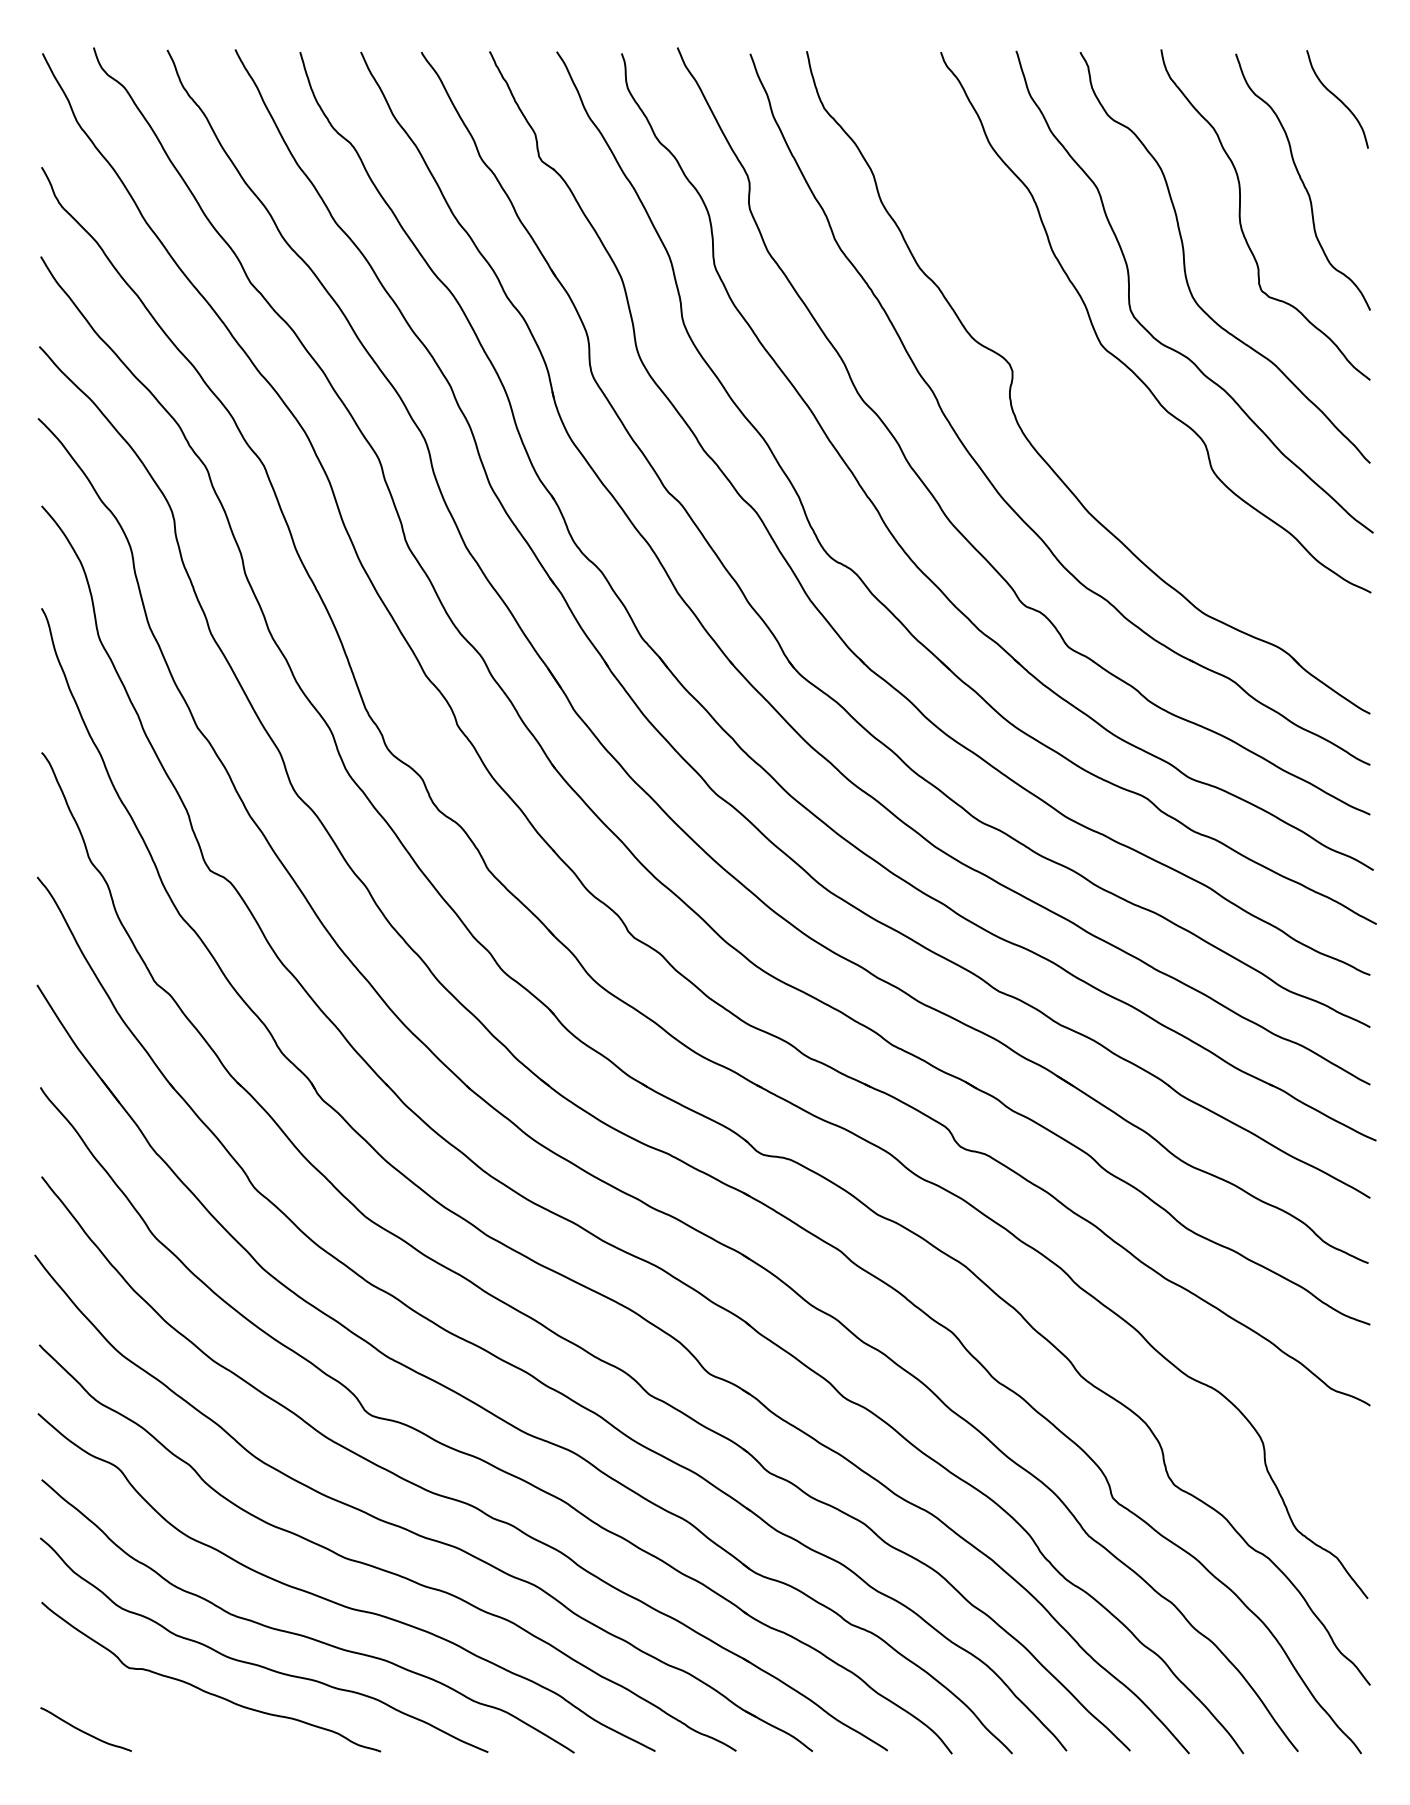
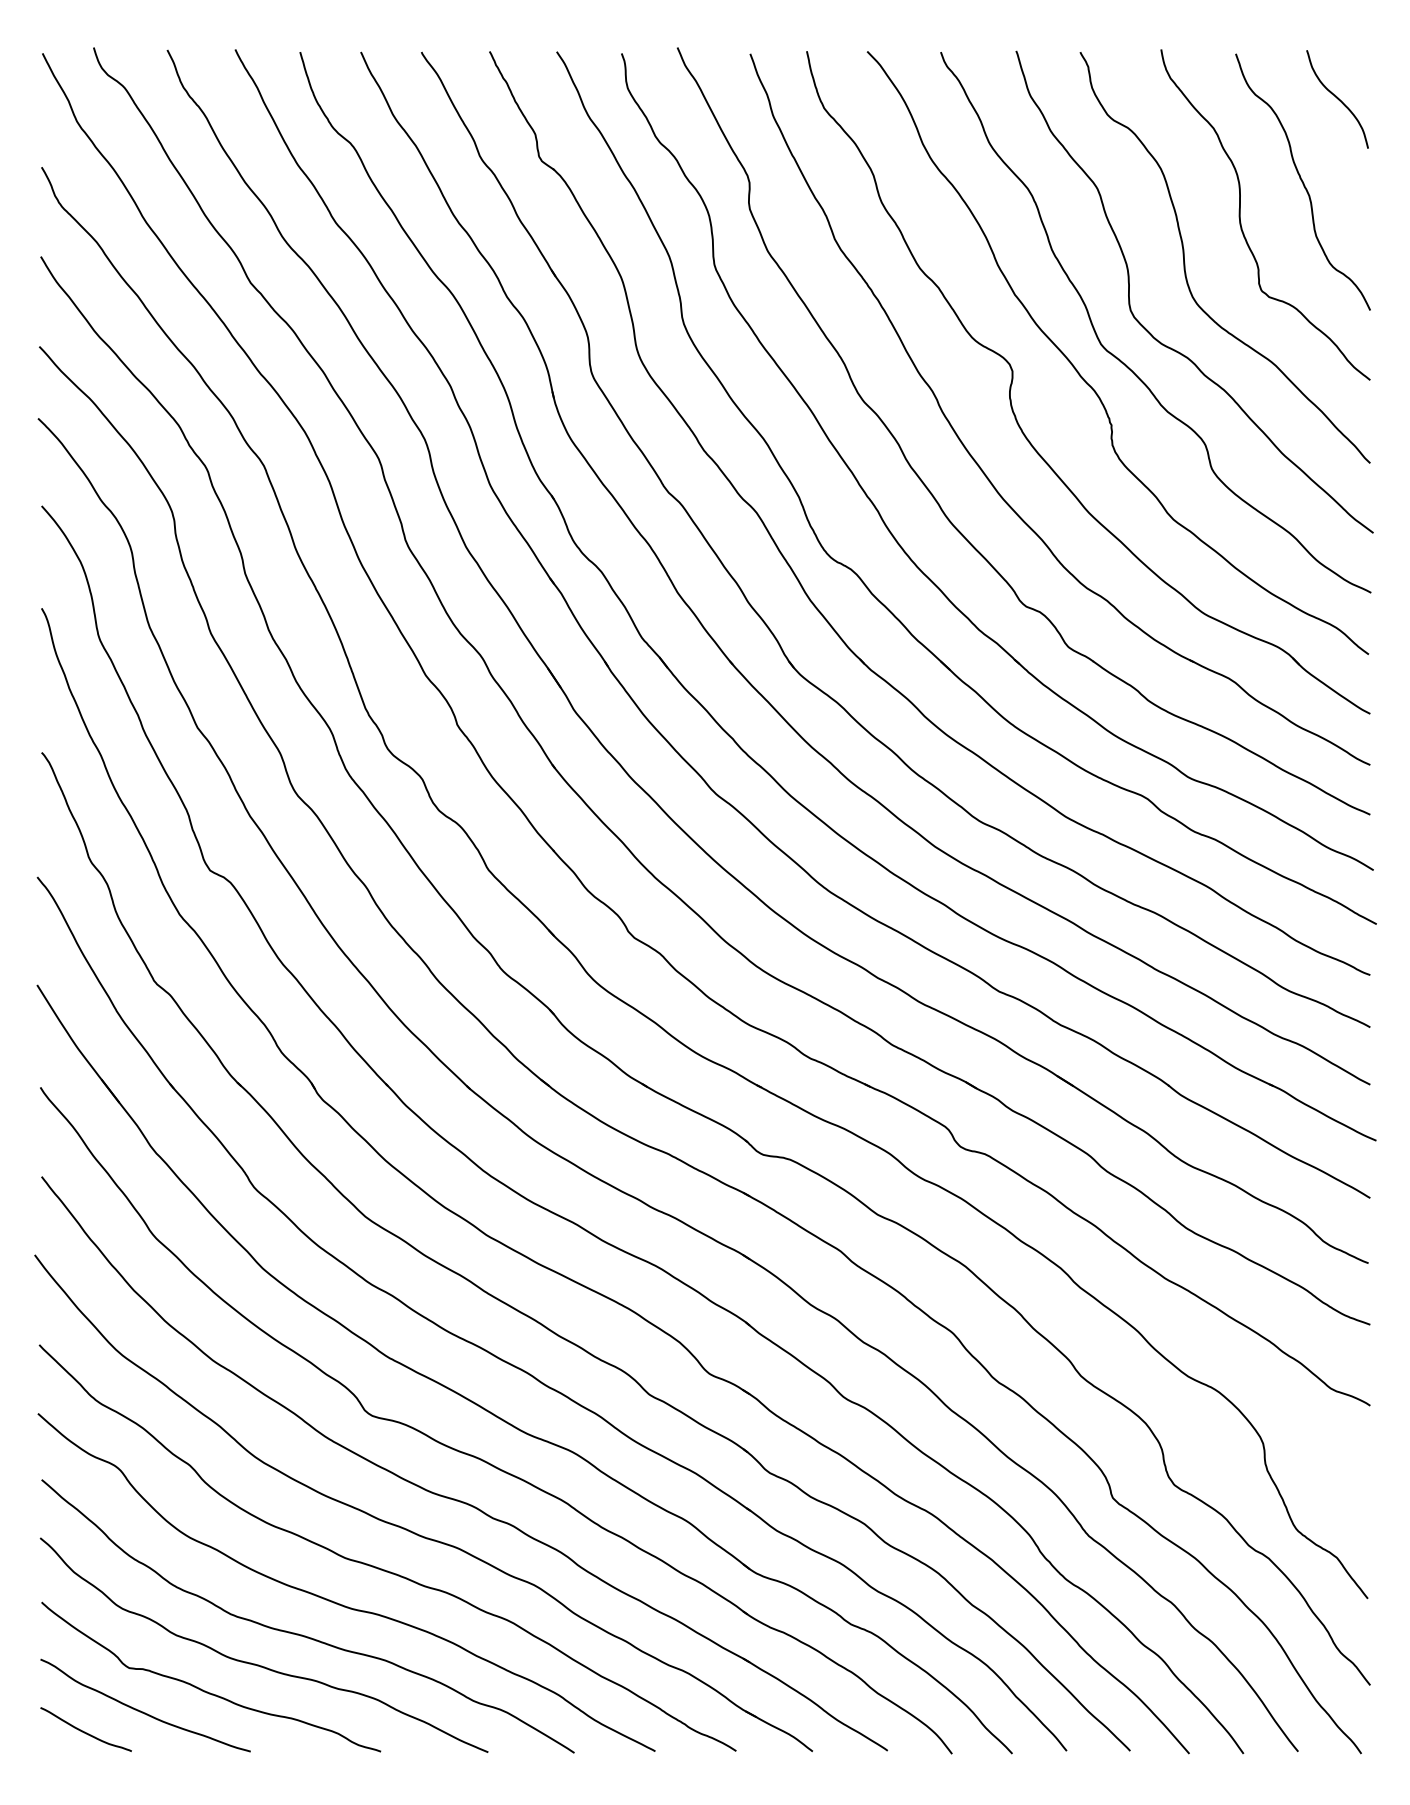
curve: none -> present (1083, 377)
curve: none -> present (143, 1711)
